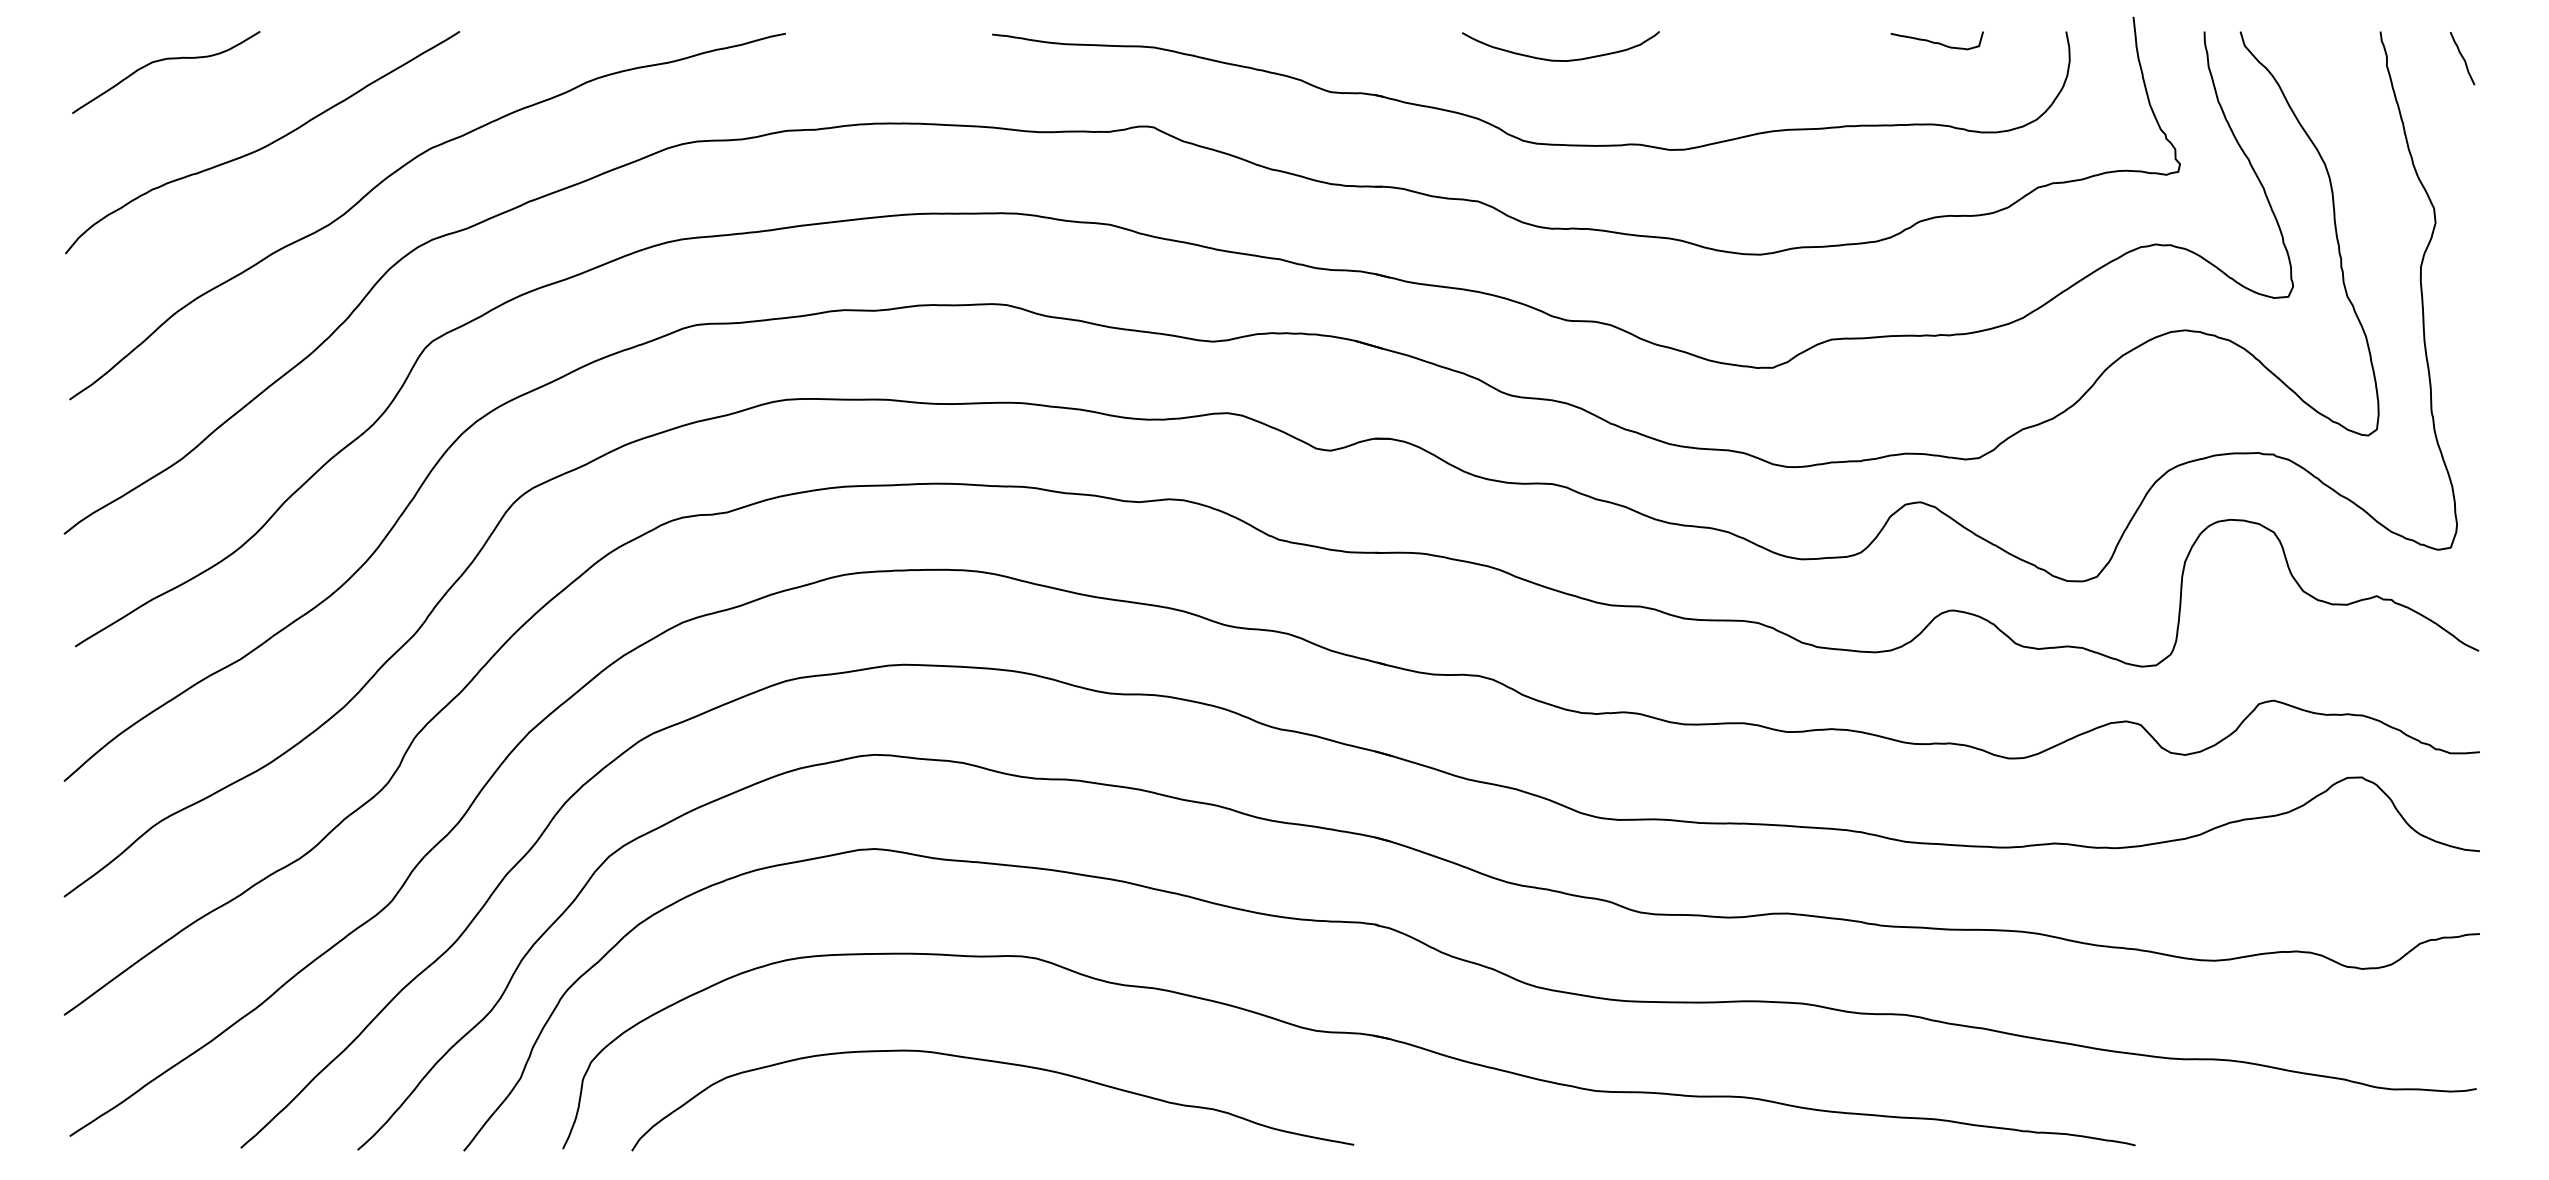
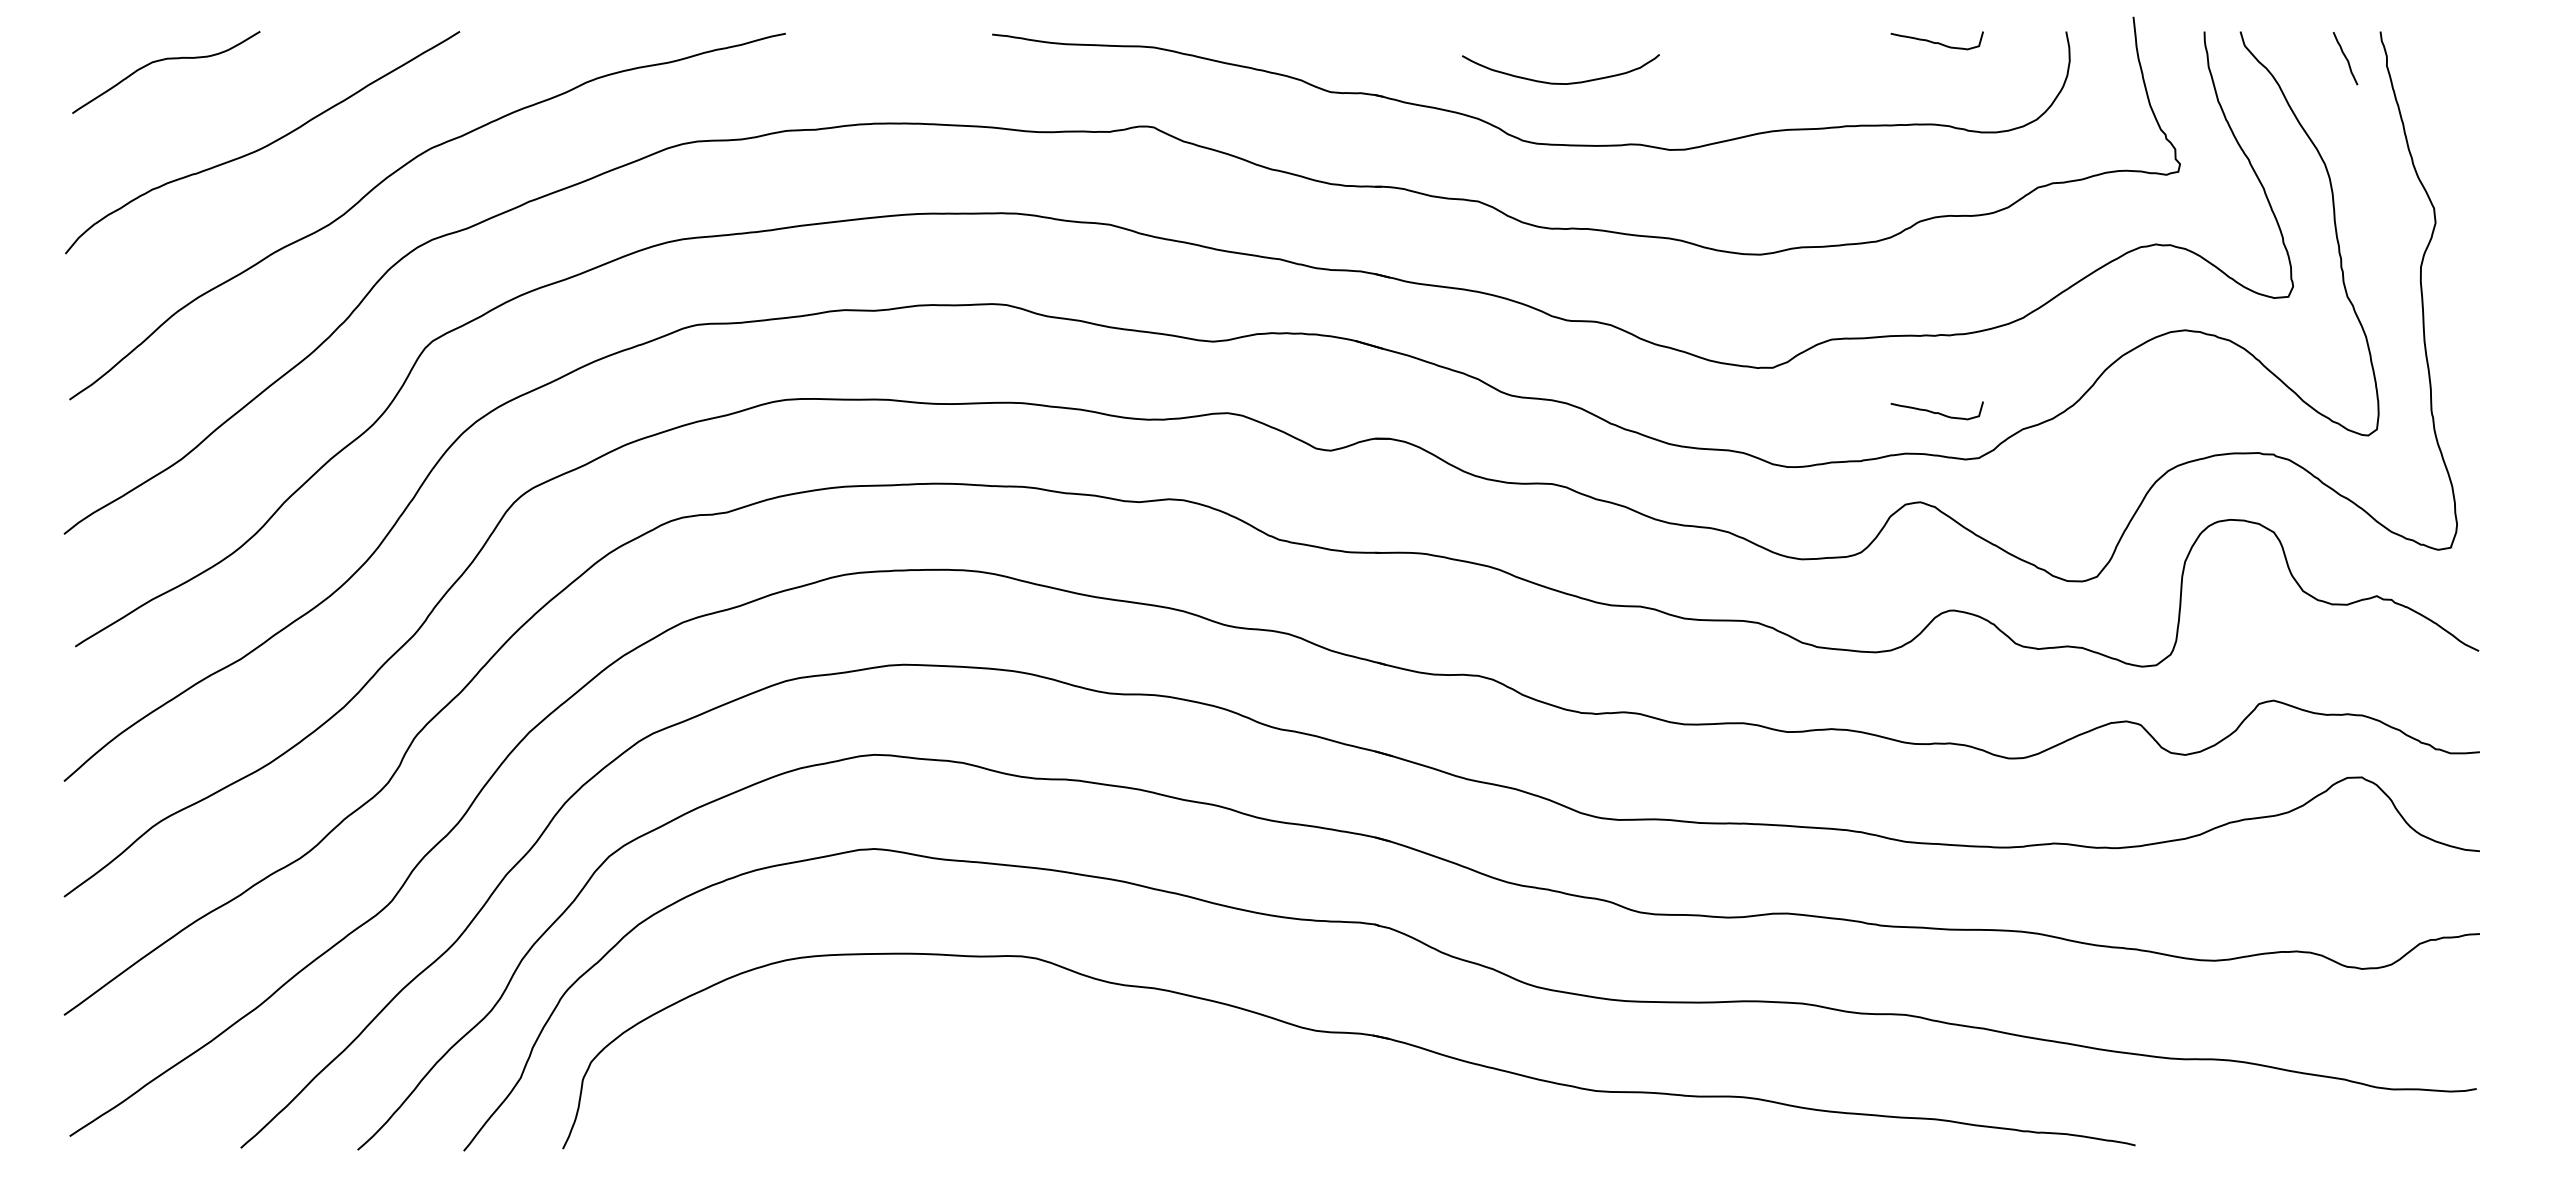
curve position: (2462, 58) -> (2345, 58) (2345, 58)
curve position: (1556, 59) -> (1556, 82) (1556, 82)
curve: none -> present (1936, 412)
curve: present -> none (999, 1063)
